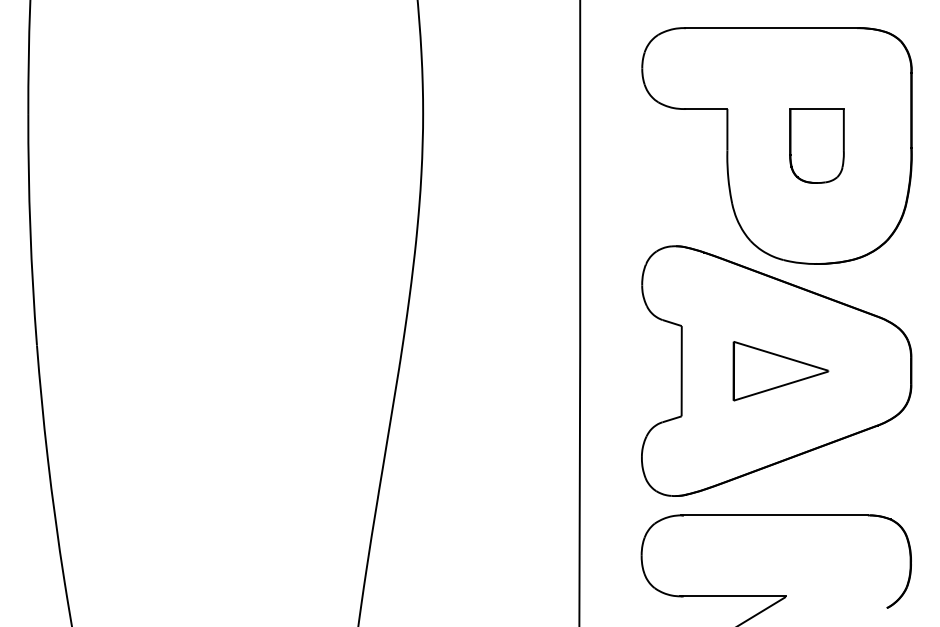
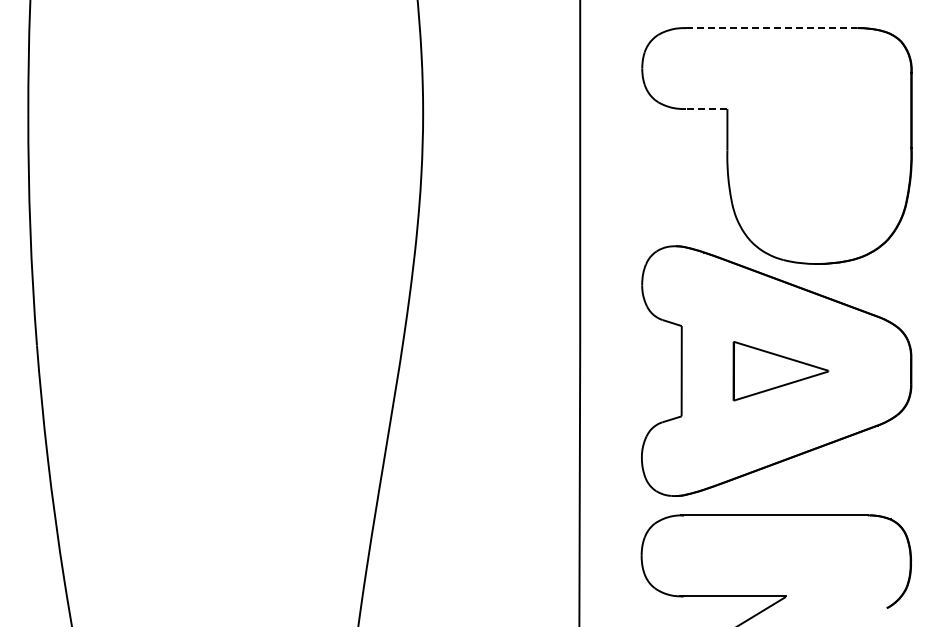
line: solid -> dashed (771, 28)
line: solid -> dashed (706, 109)
part: present -> none (816, 145)
